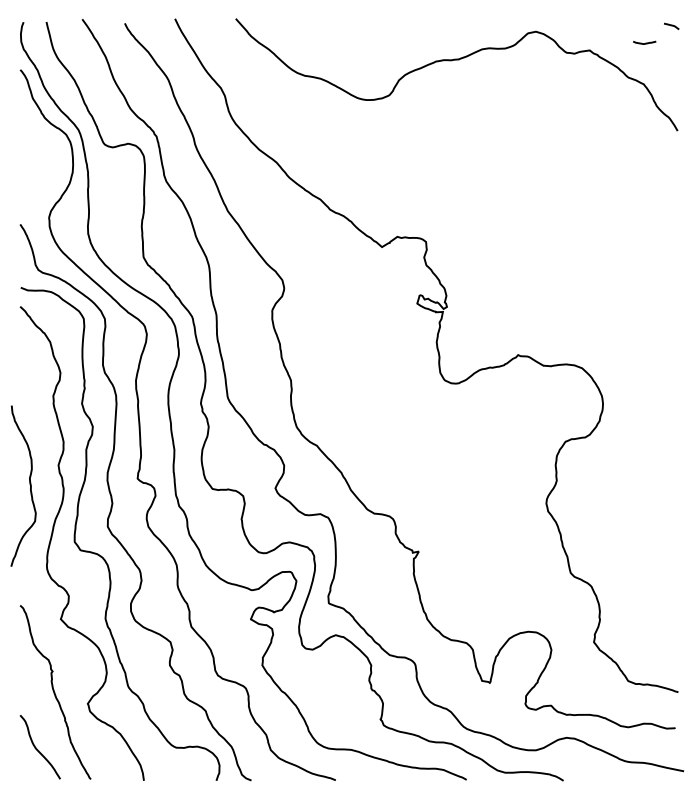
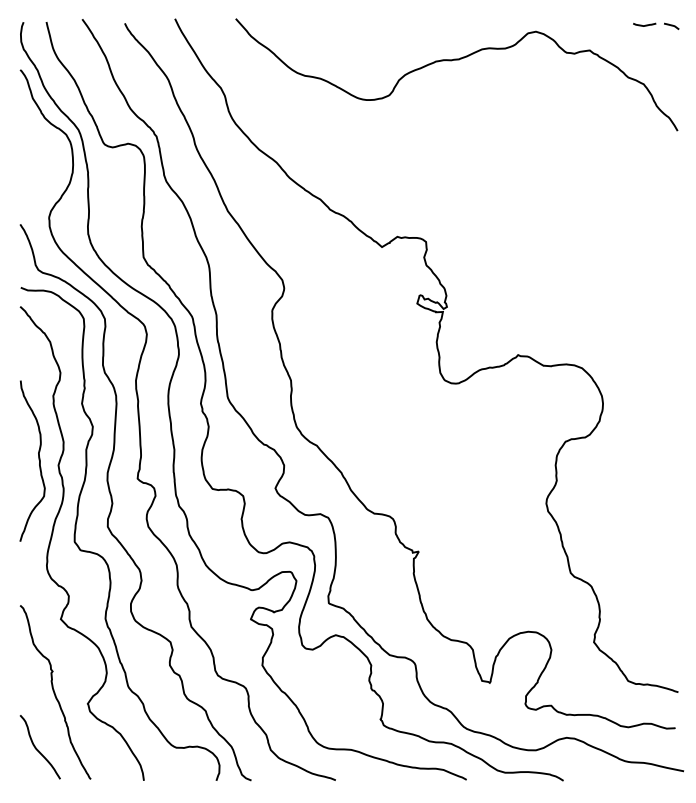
curve position: (645, 42) -> (645, 24) (645, 24)
curve position: (29, 485) -> (38, 460) (38, 460)
